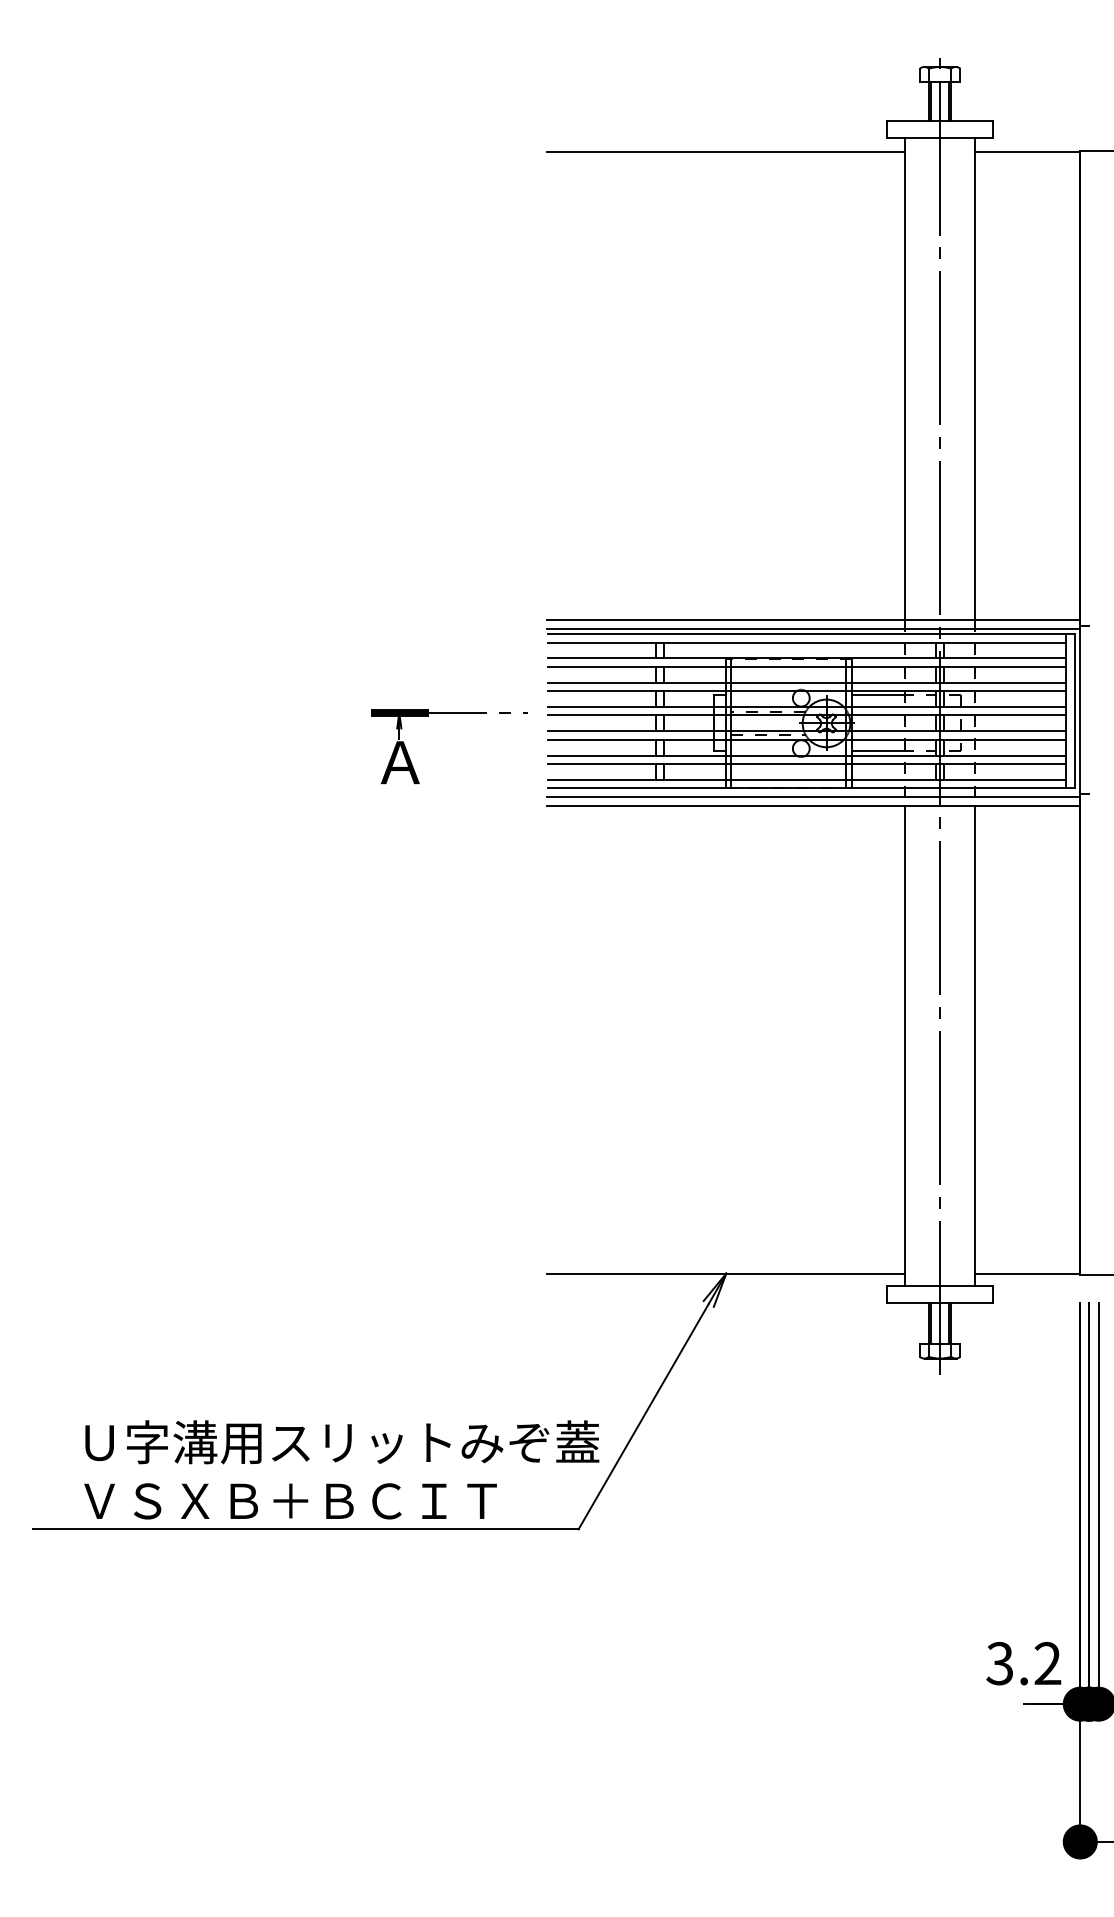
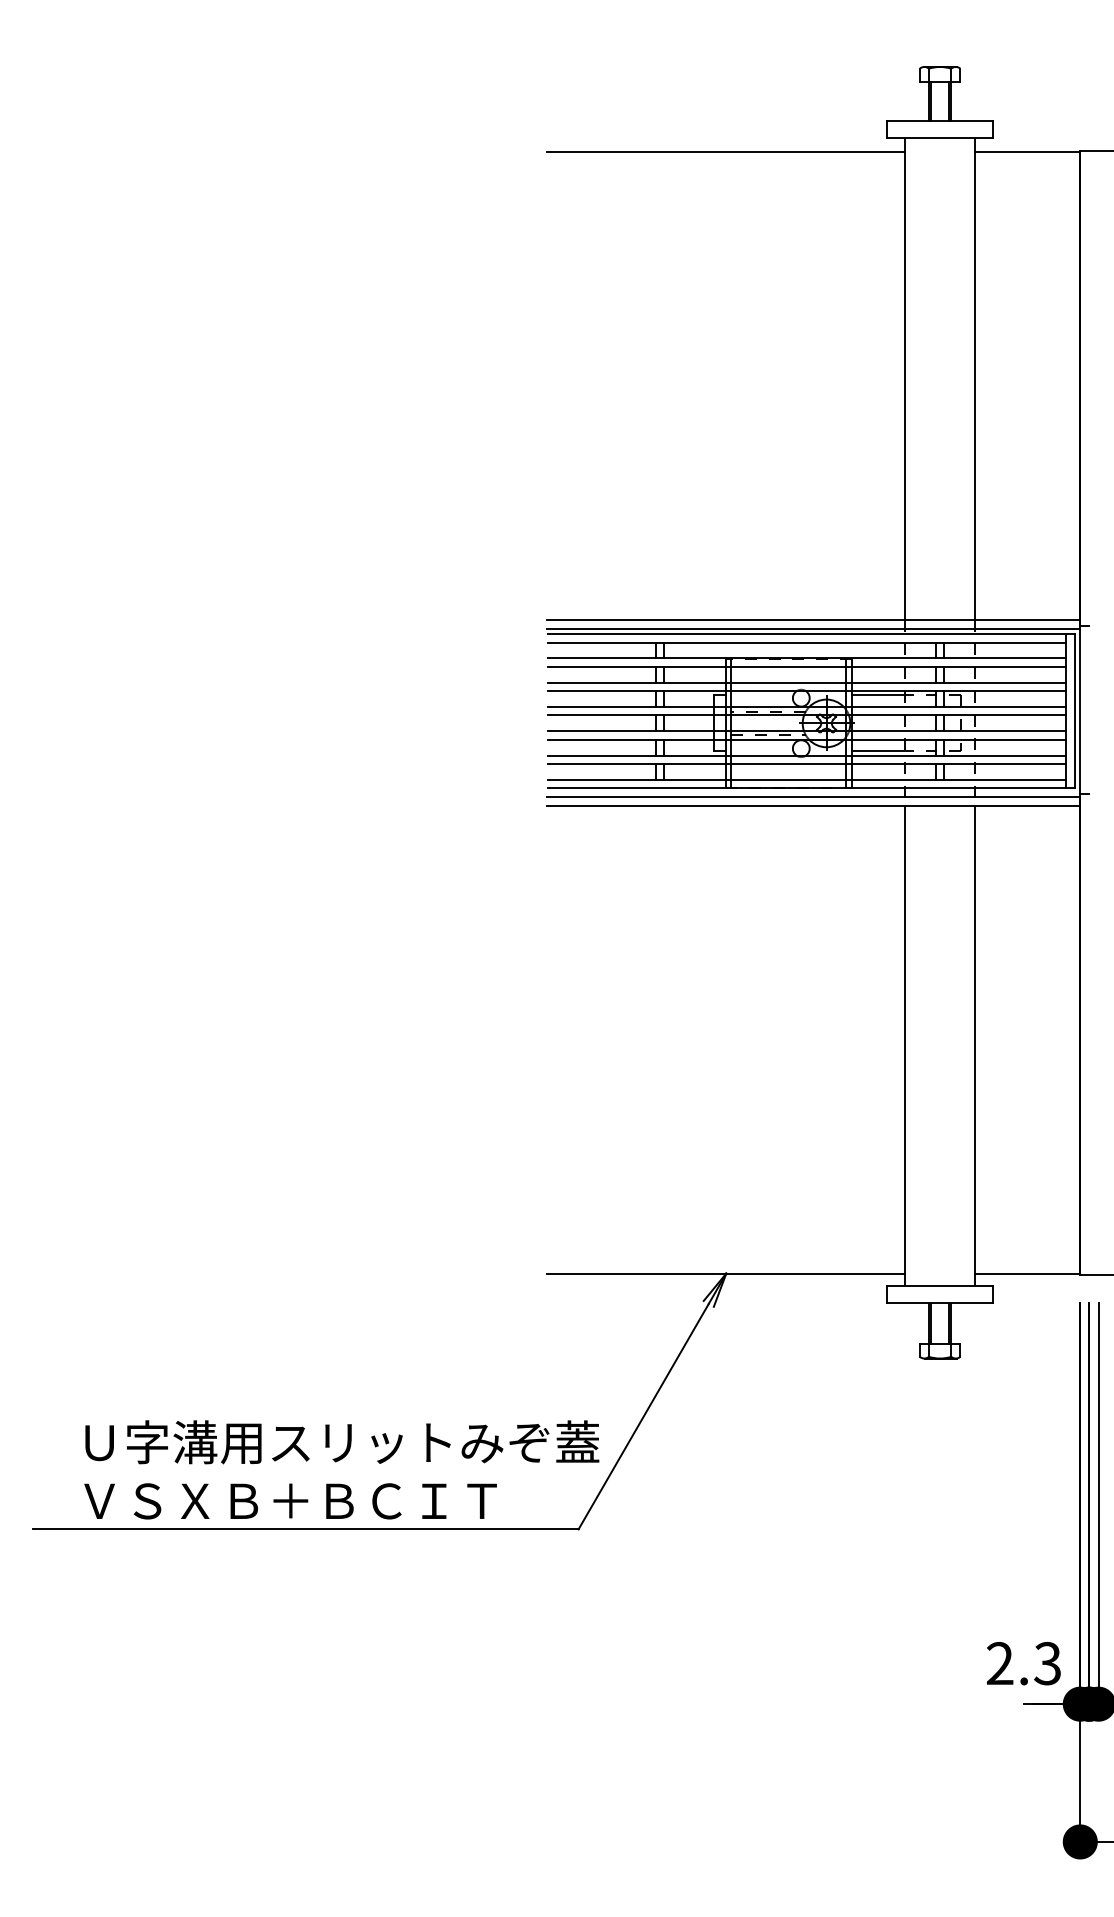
part: present -> none (449, 713)
line: present -> none (940, 713)
text: 3.2 -> 2.3 (1023, 1663)
